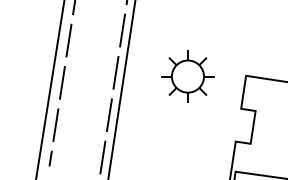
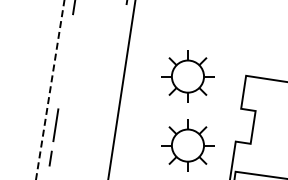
line: present -> none (122, 30)
line: present -> none (68, 40)
line: present -> none (115, 72)
line: present -> none (61, 82)
line: solid -> dashed (50, 89)
line: present -> none (108, 115)
part: none -> present (187, 145)
line: present -> none (102, 157)
